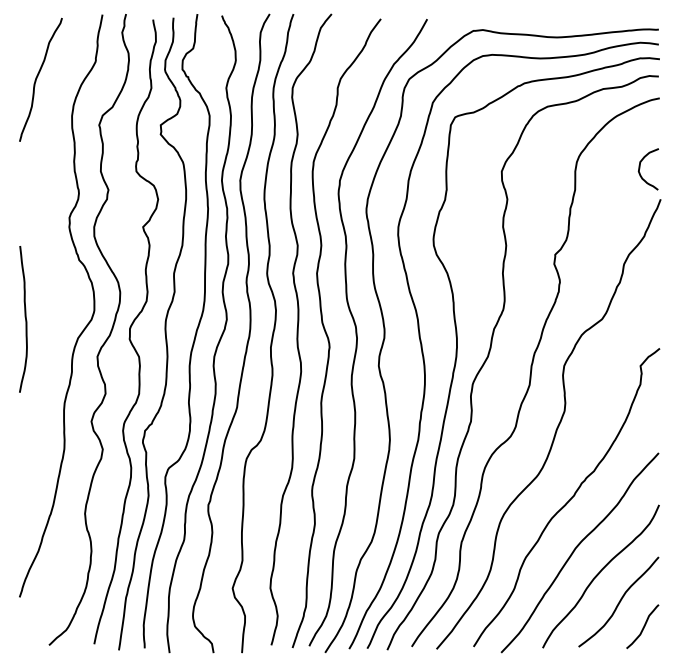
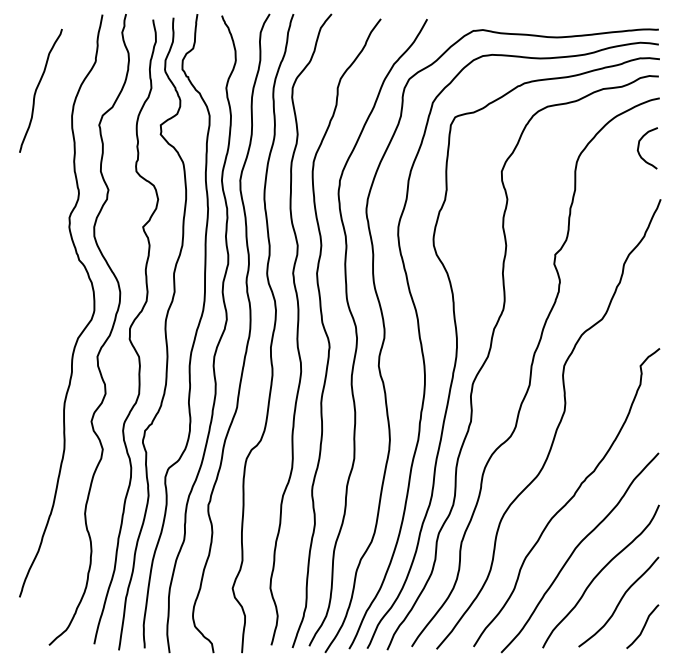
curve position: (37, 78) -> (37, 89) (37, 89)
curve position: (640, 168) -> (639, 147) (639, 147)
curve: present -> none (25, 319)
